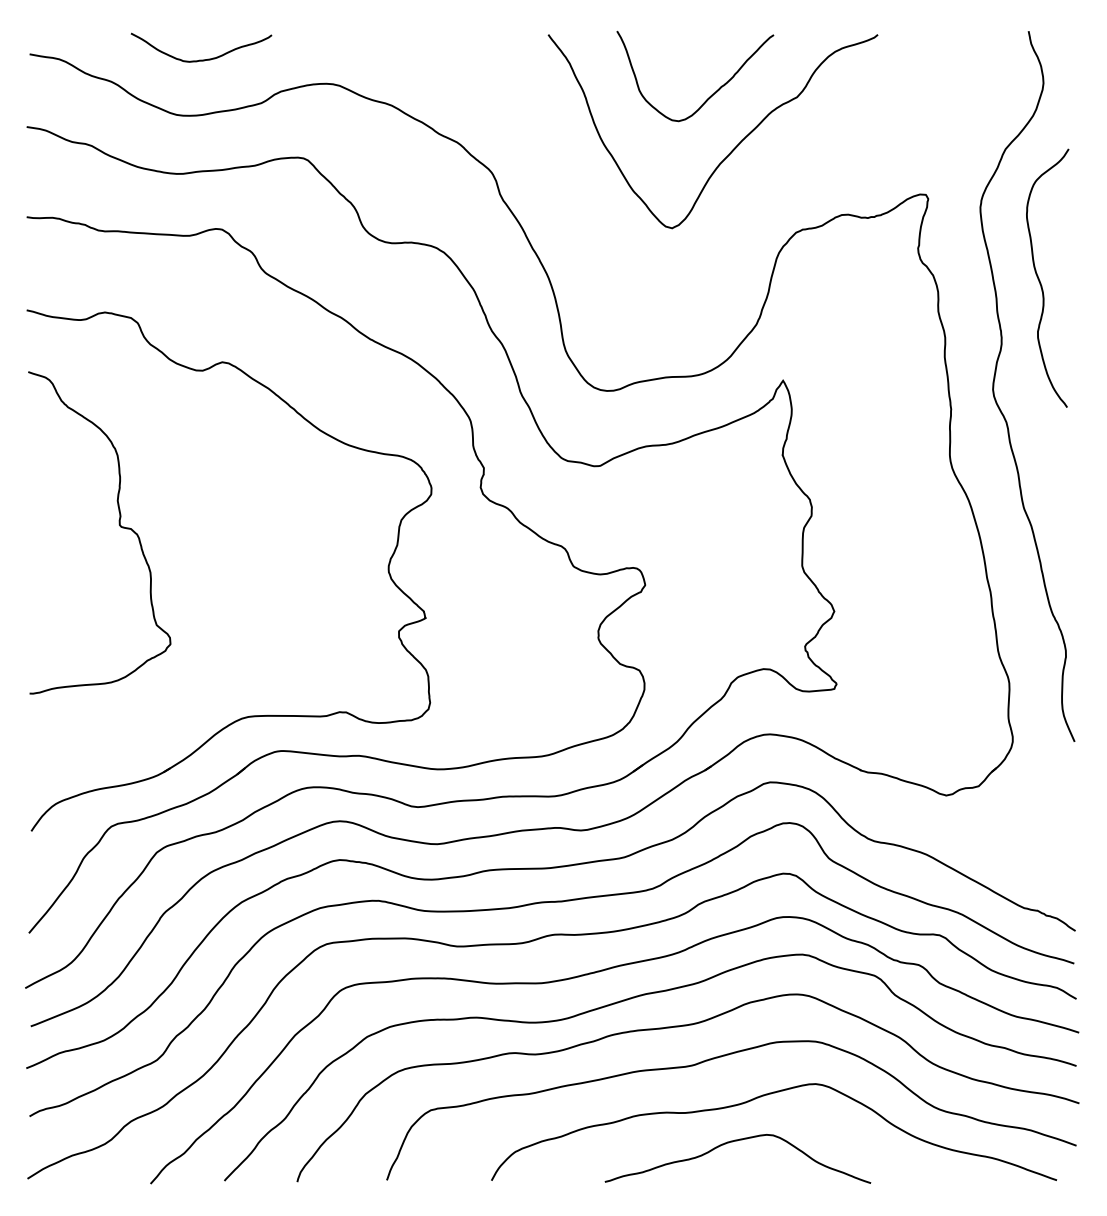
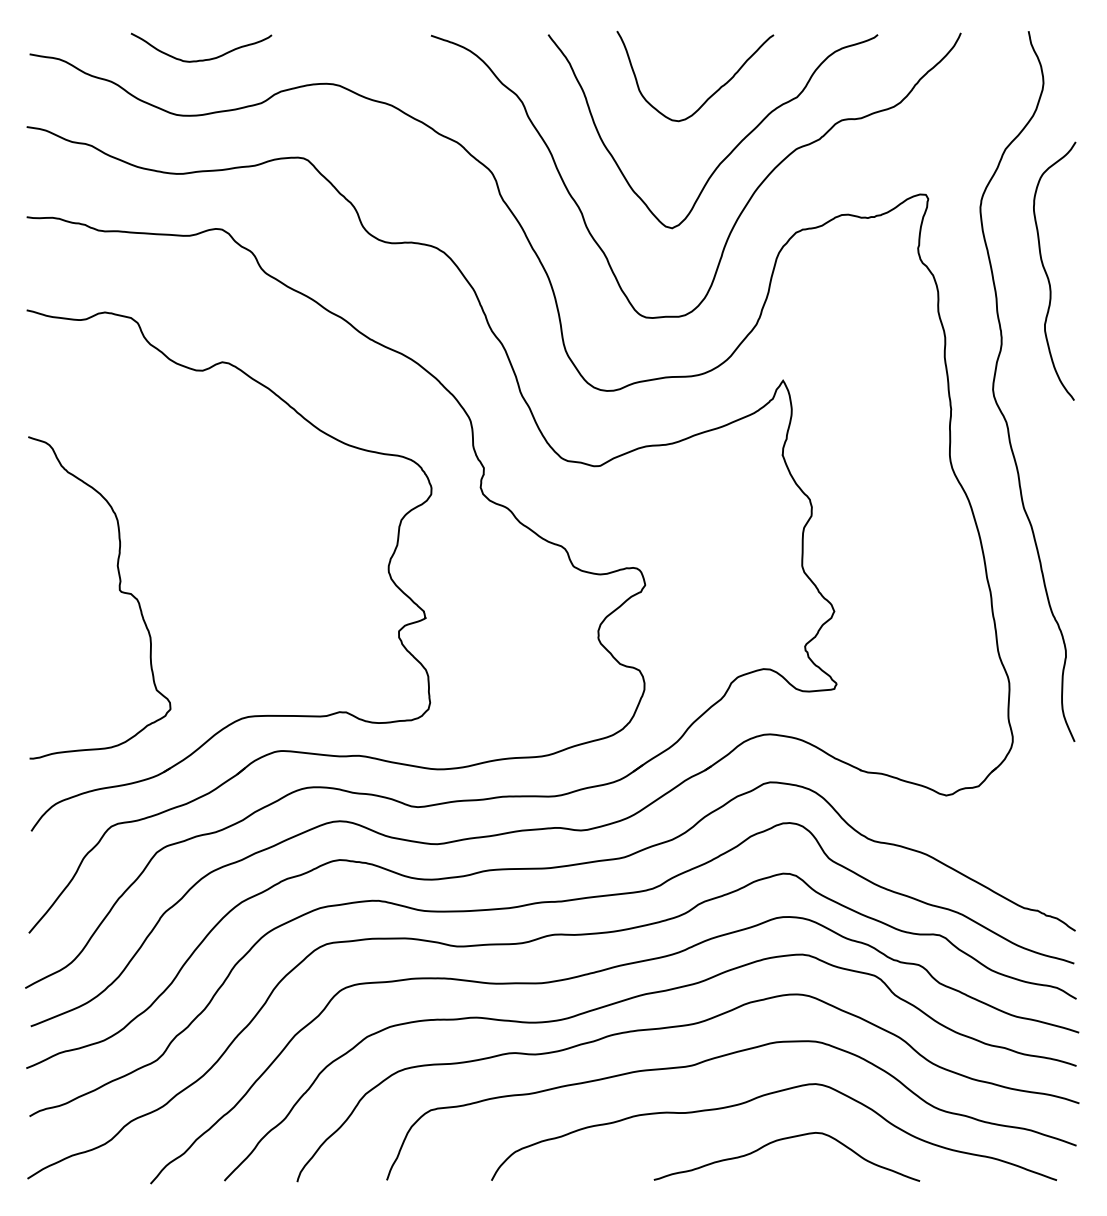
curve: none -> present (743, 207)
curve position: (1040, 280) -> (1047, 273) (1047, 273)
curve position: (118, 524) -> (118, 589) (118, 589)
curve position: (732, 1142) -> (781, 1140) (781, 1140)
